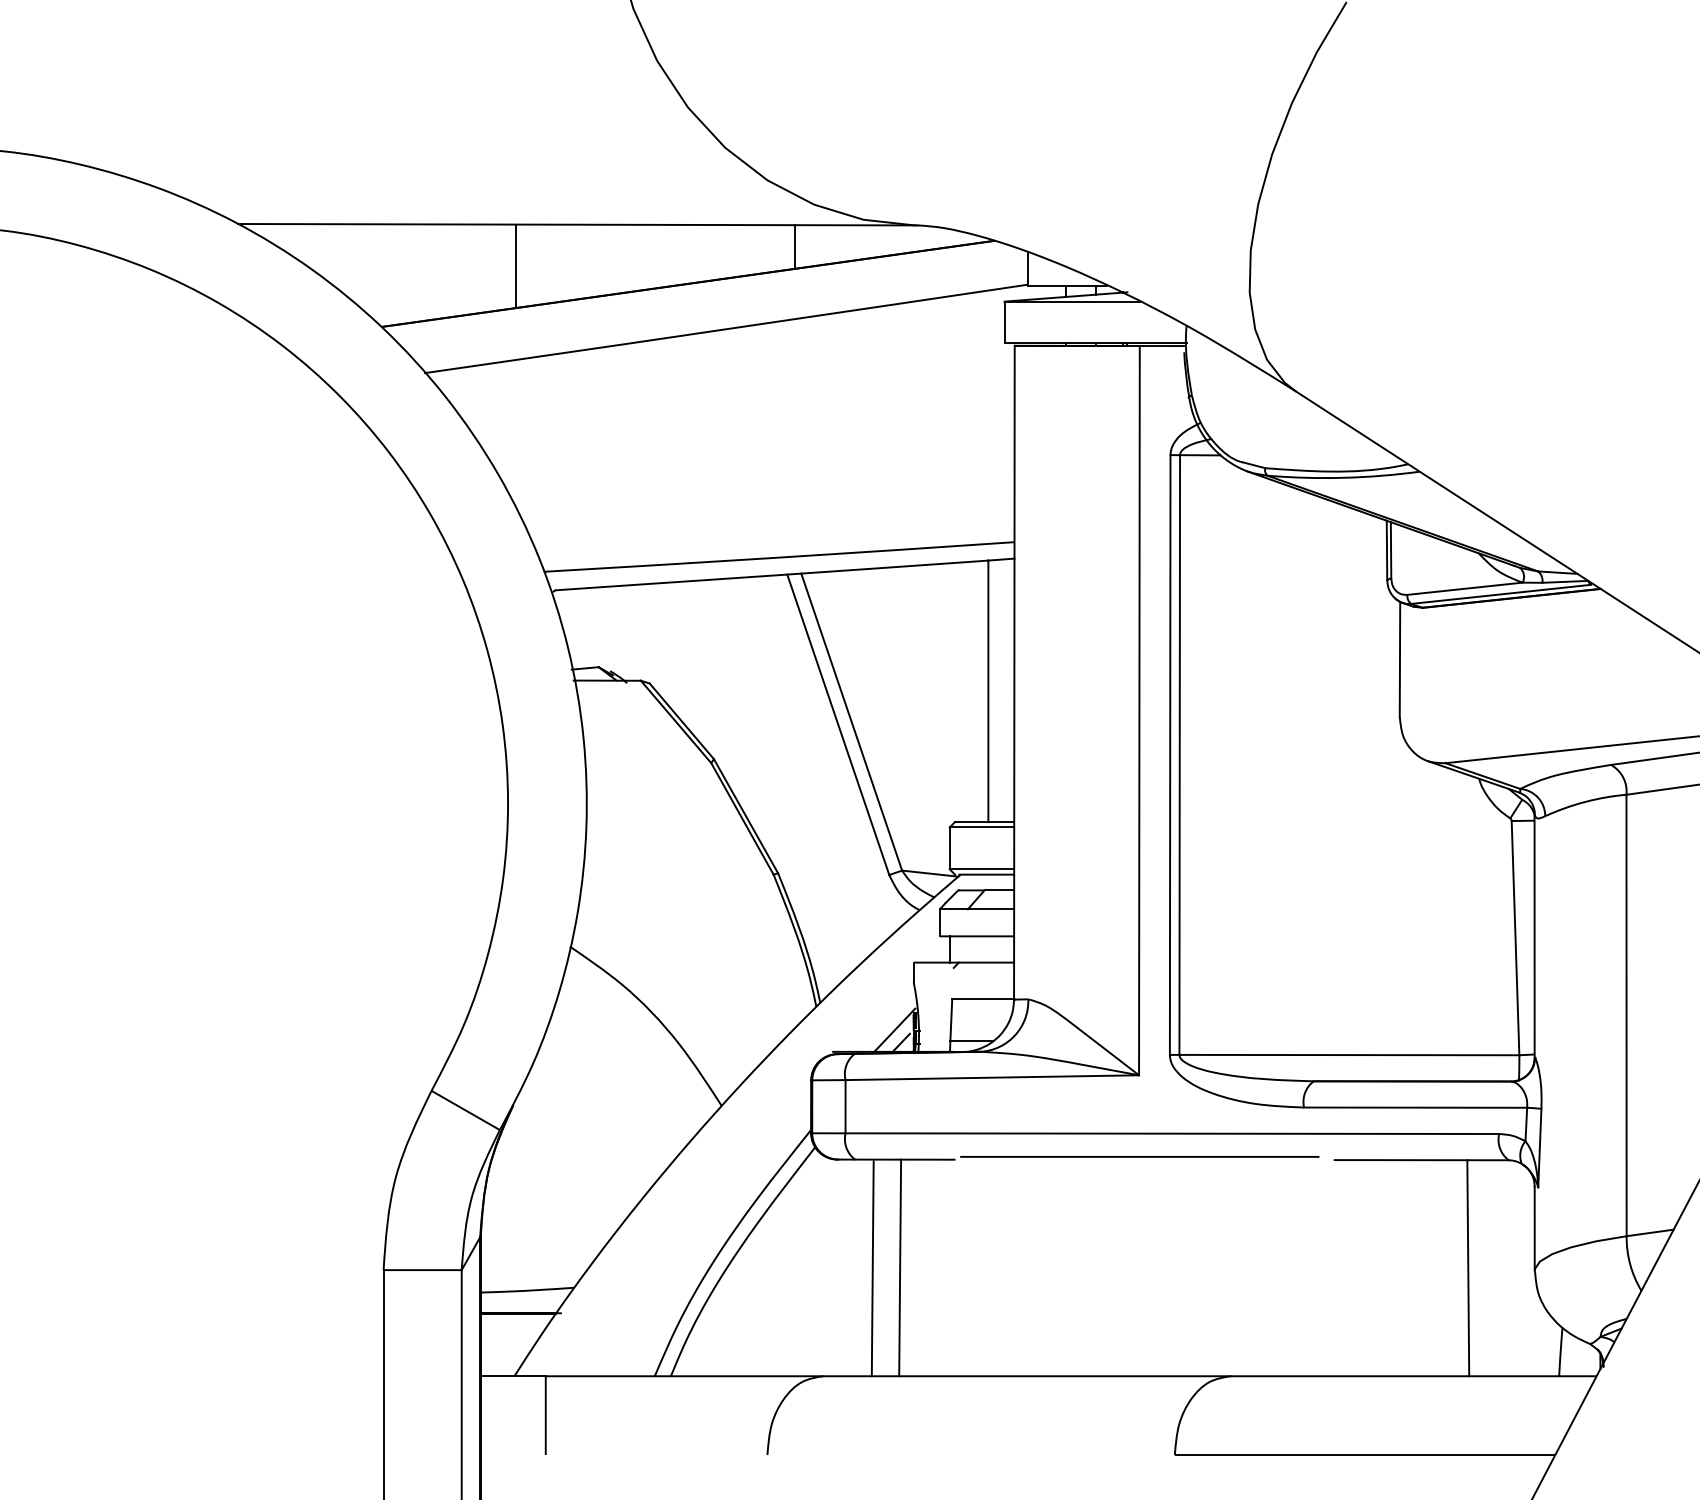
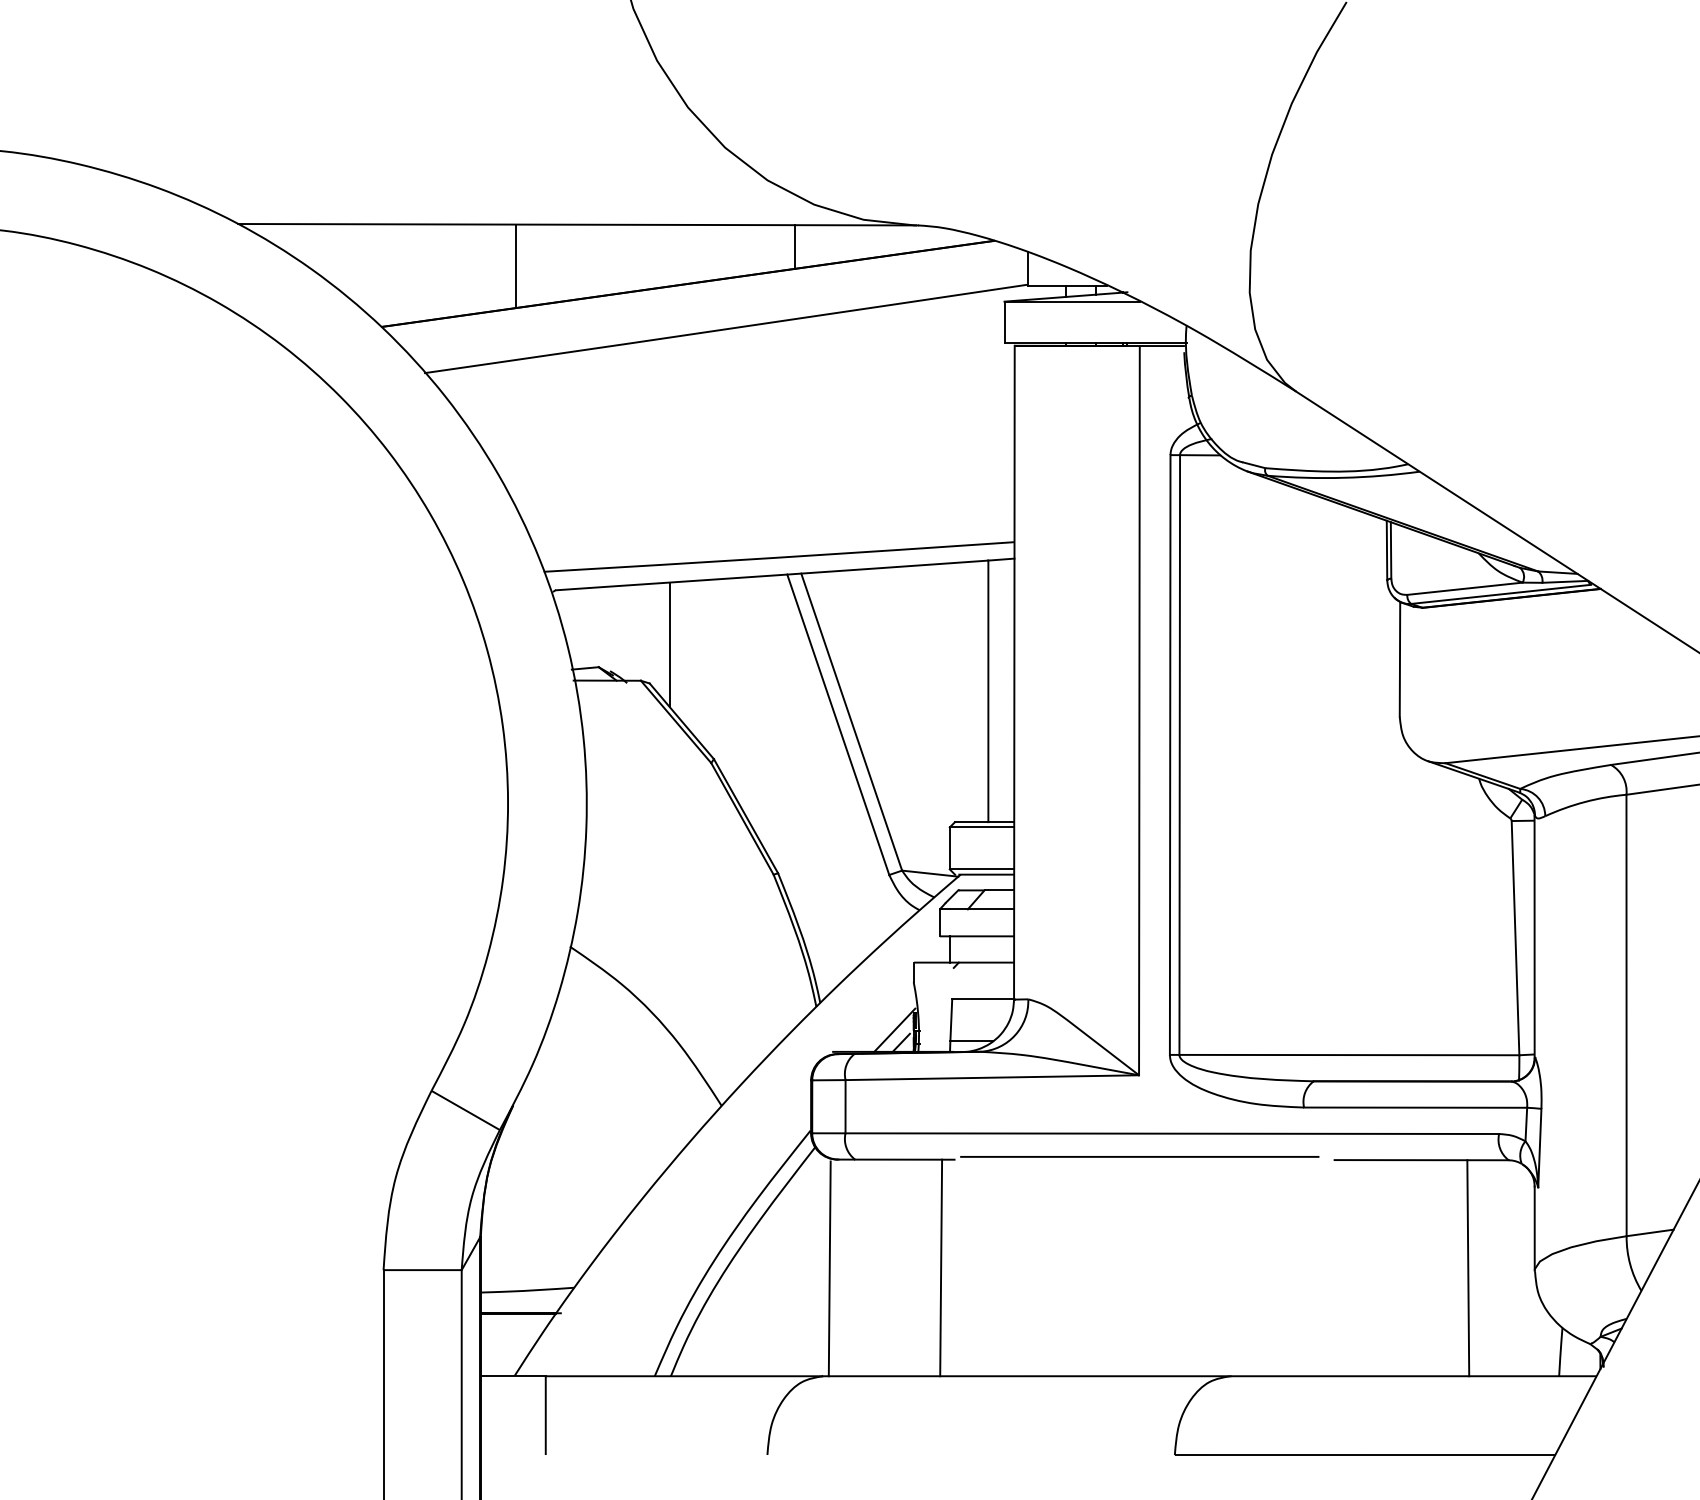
line: none -> present (669, 644)
line position: (900, 1267) -> (941, 1267) (941, 1267)
line position: (872, 1268) -> (829, 1268) (829, 1268)
